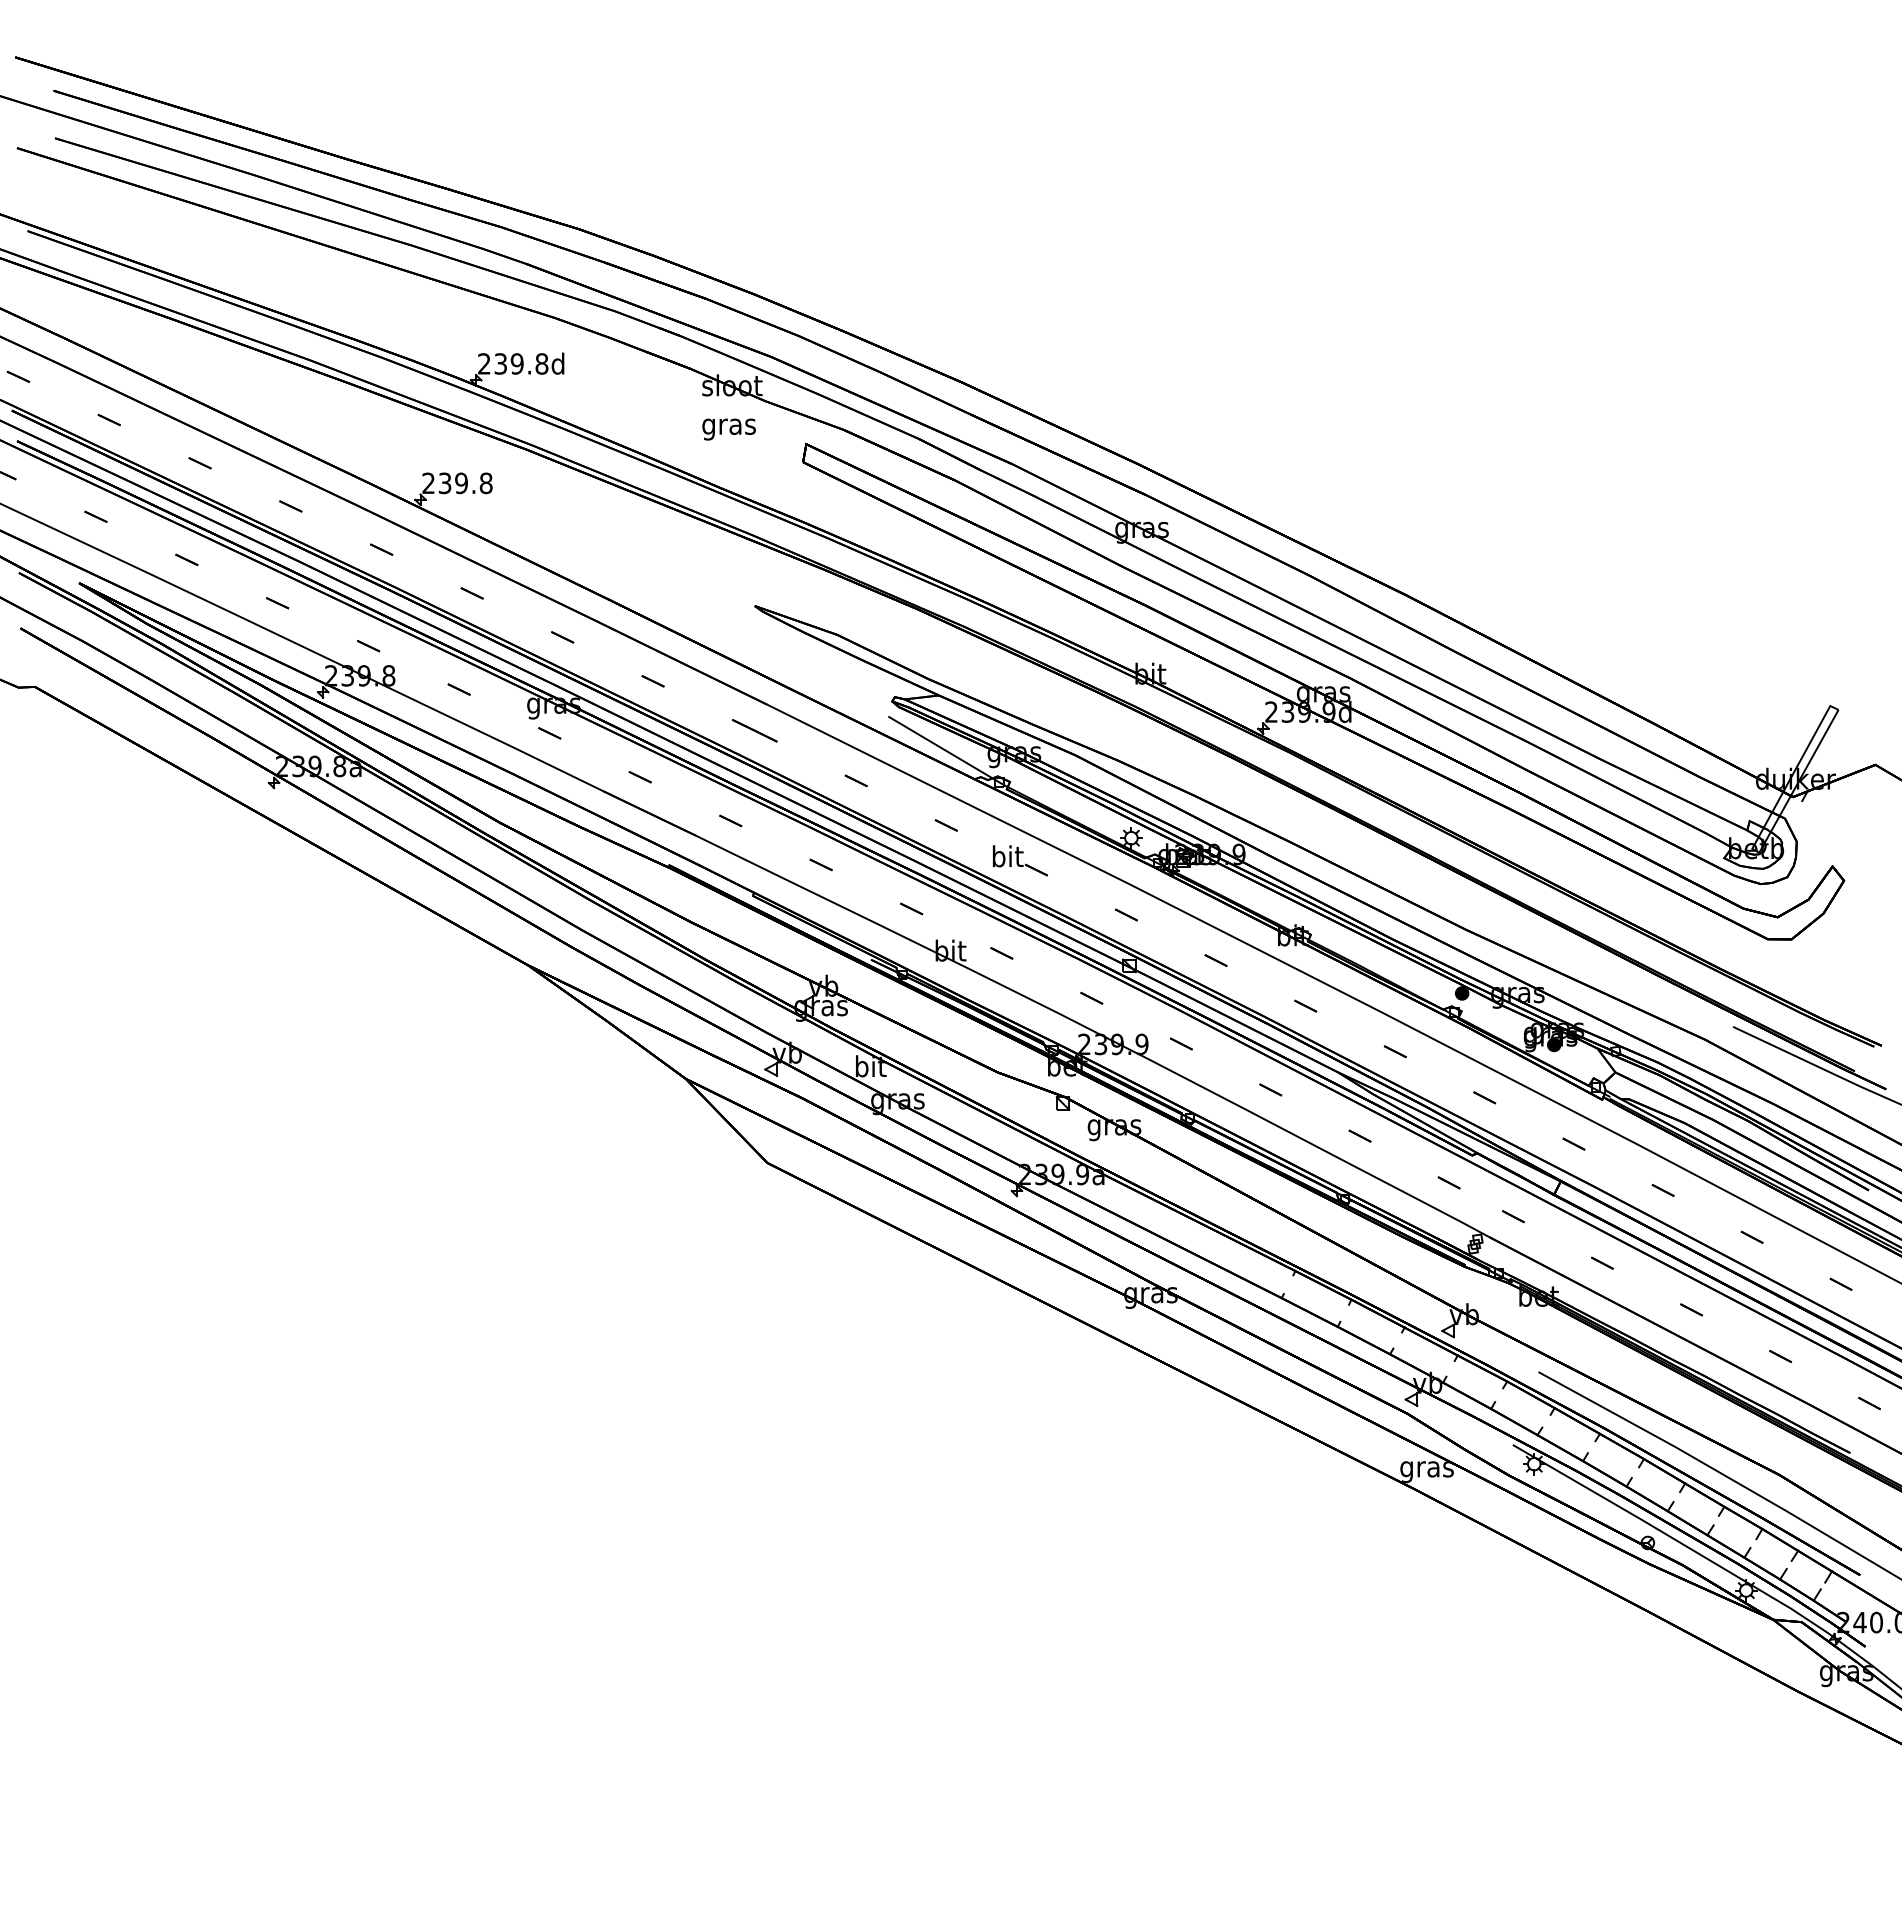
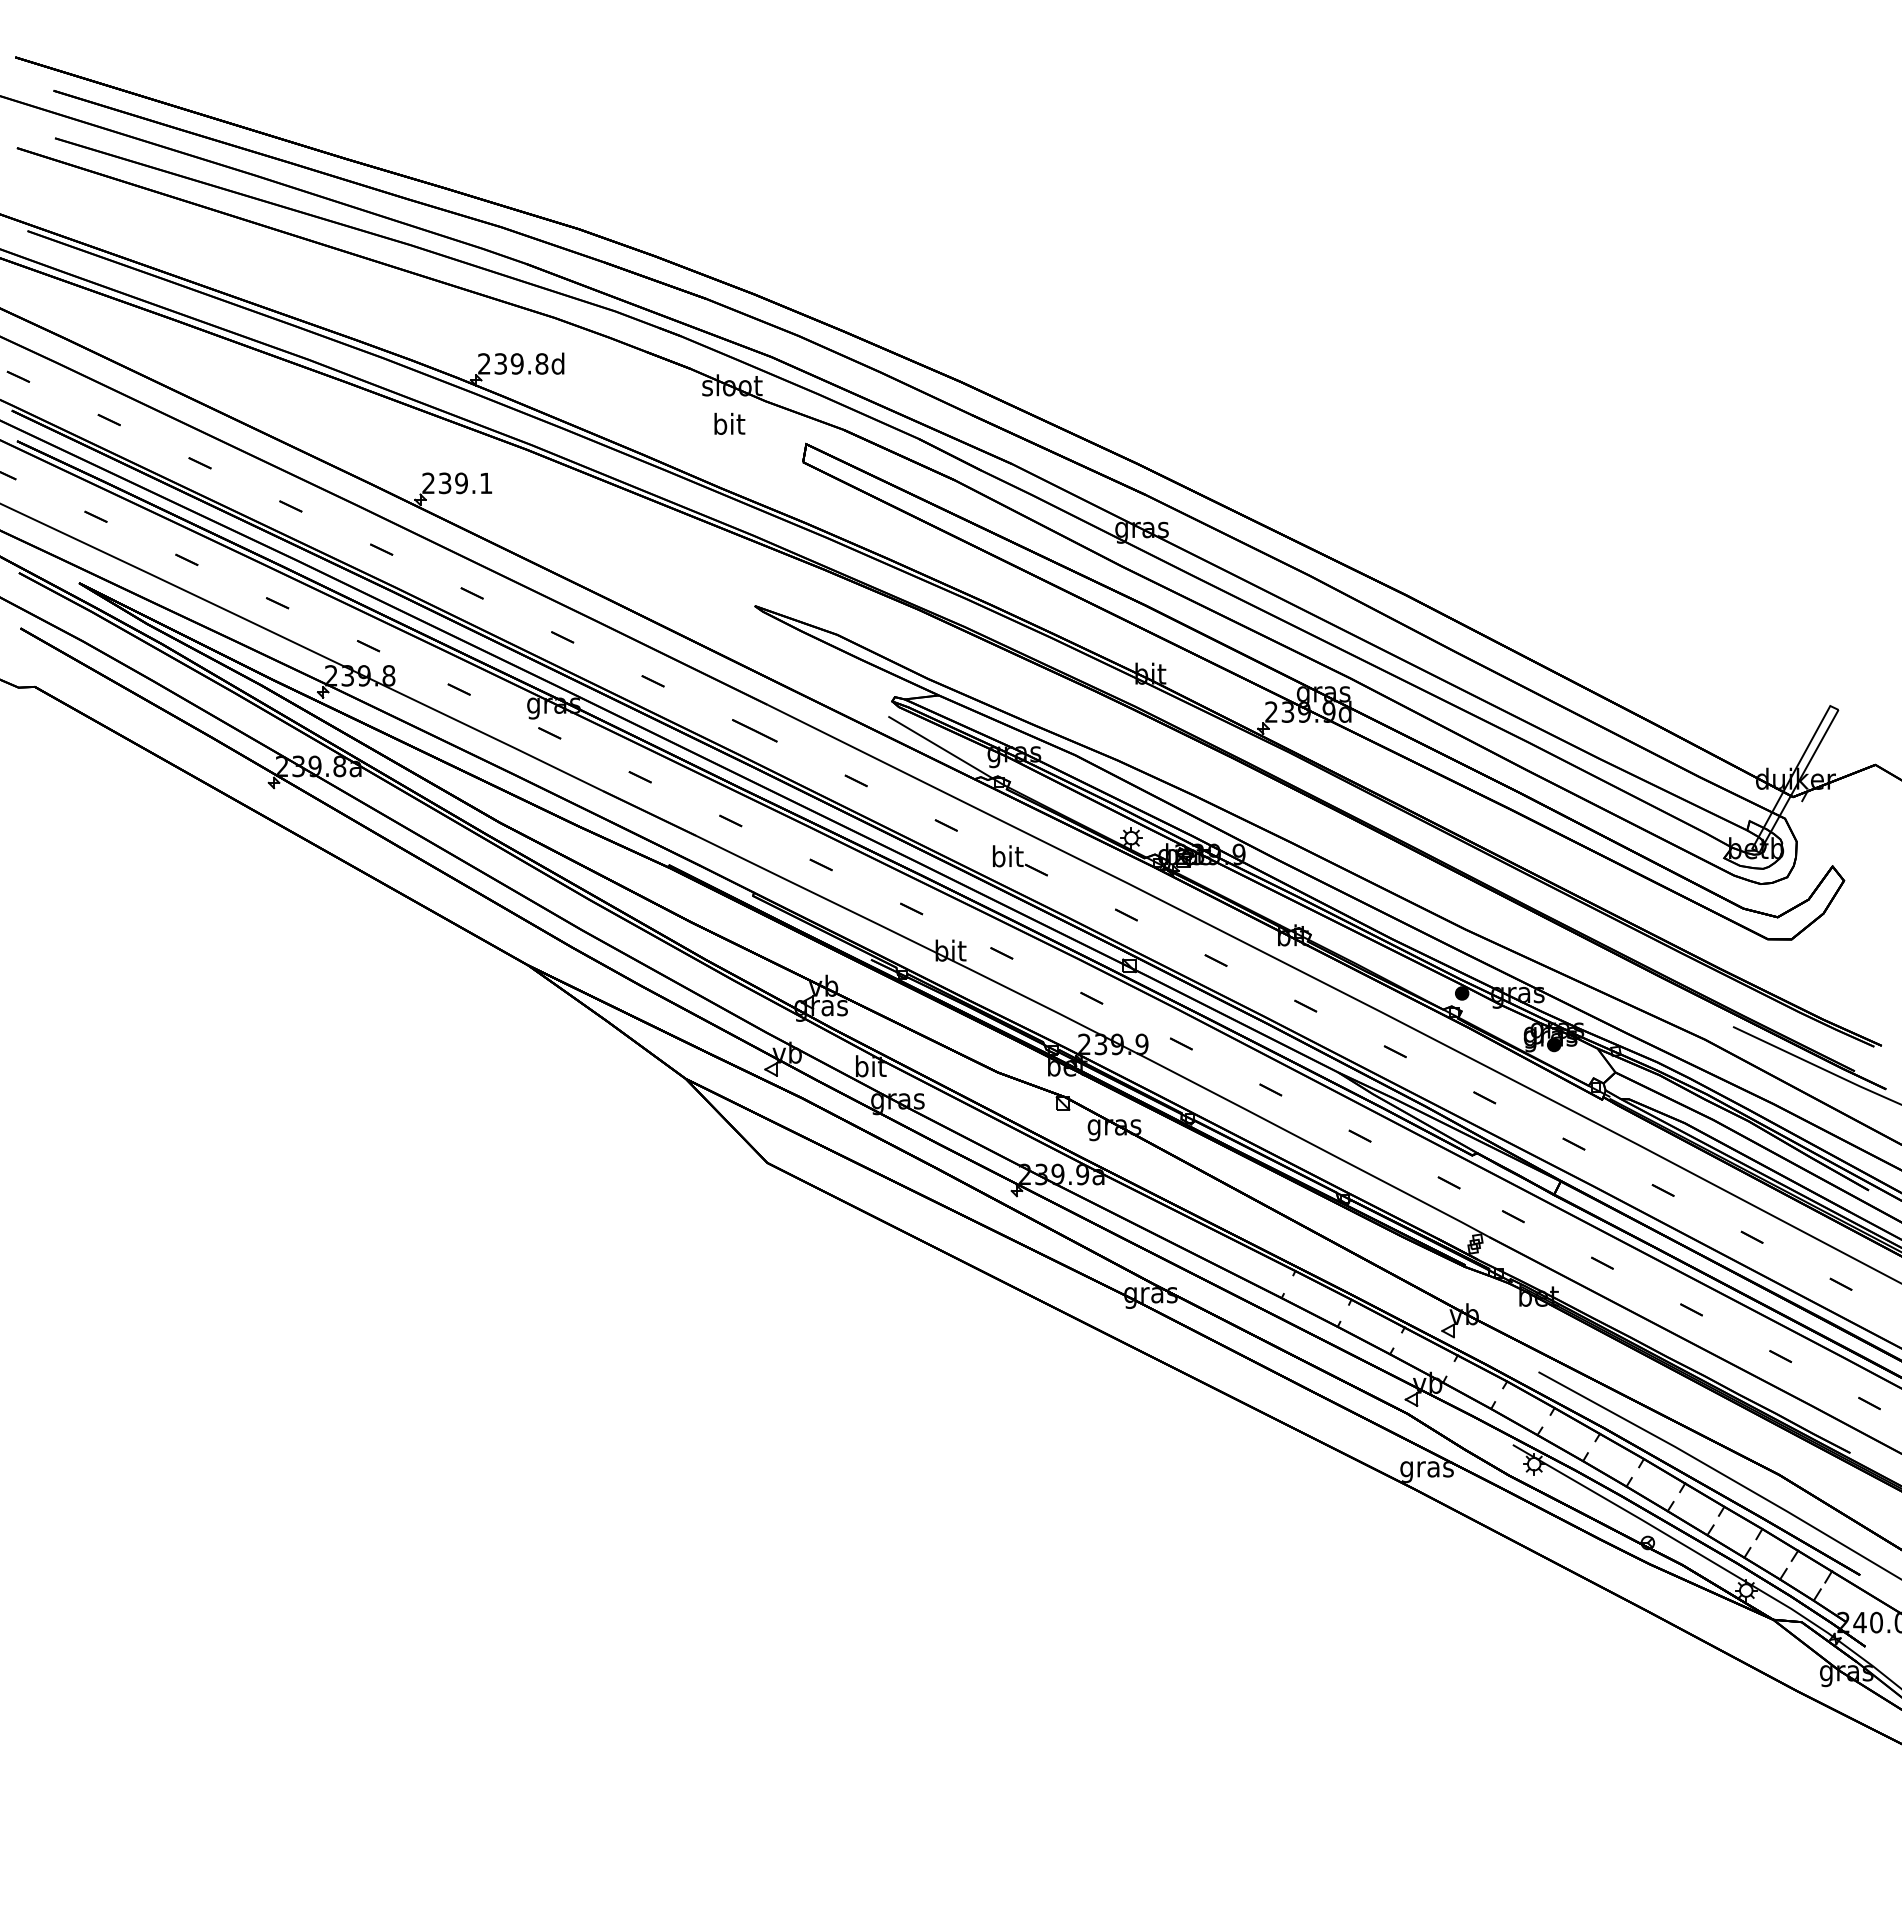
text: gras -> bit (728, 426)
text: 239.8 -> 239.1 (485, 483)
